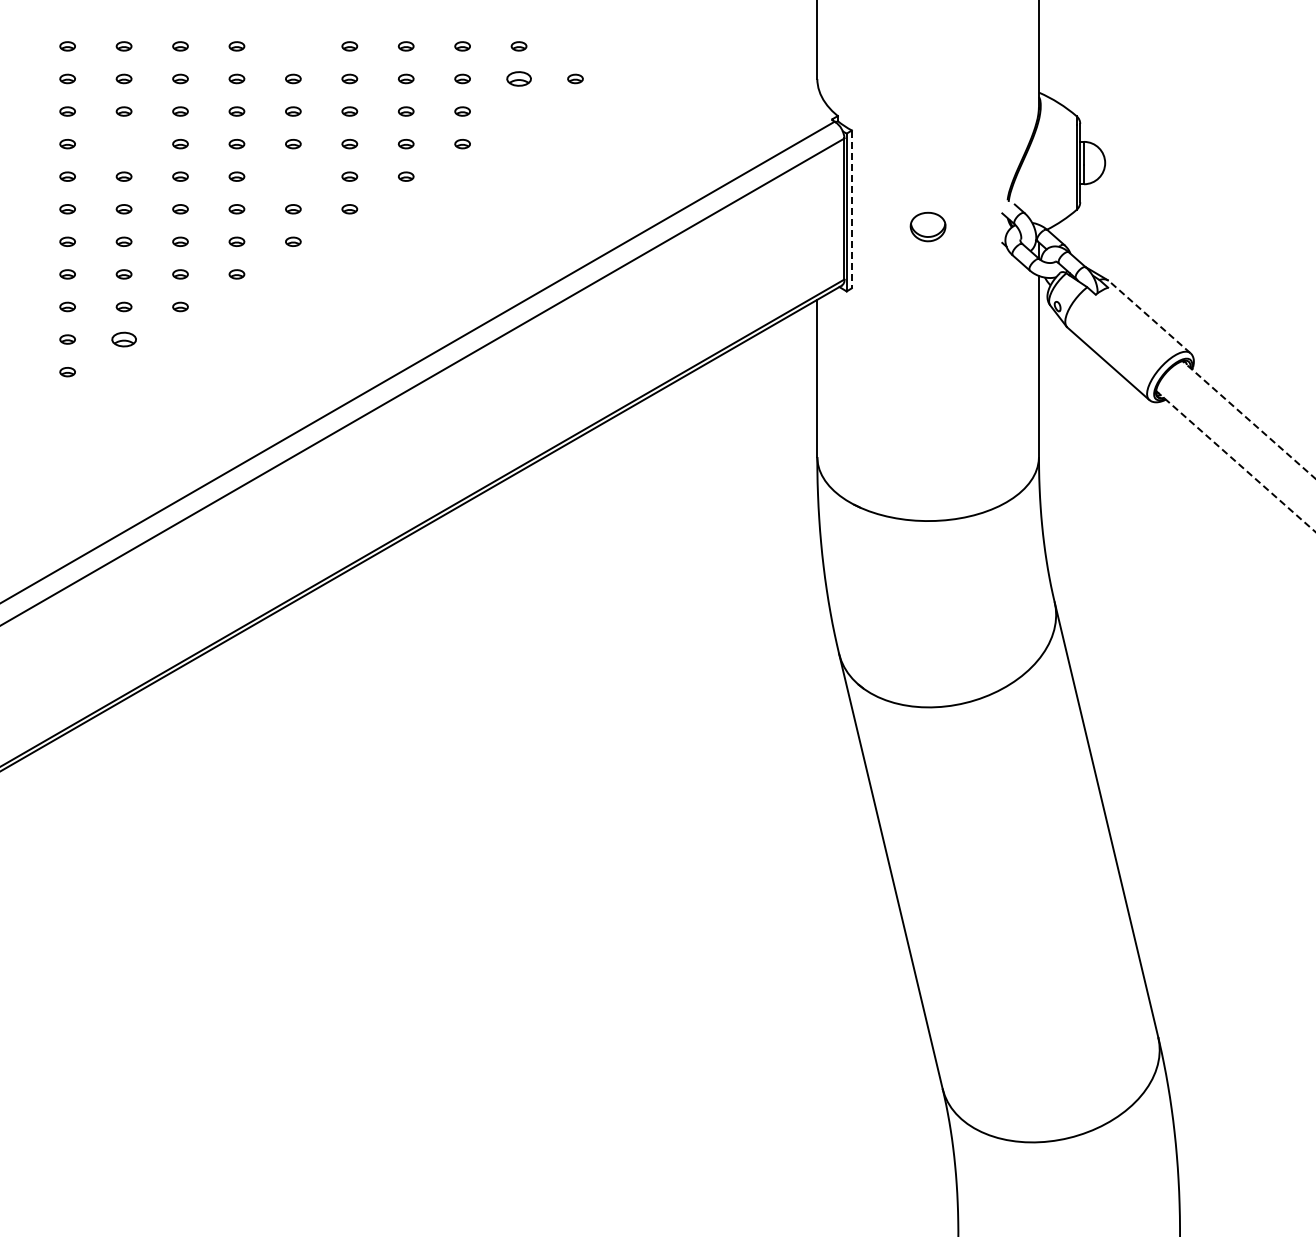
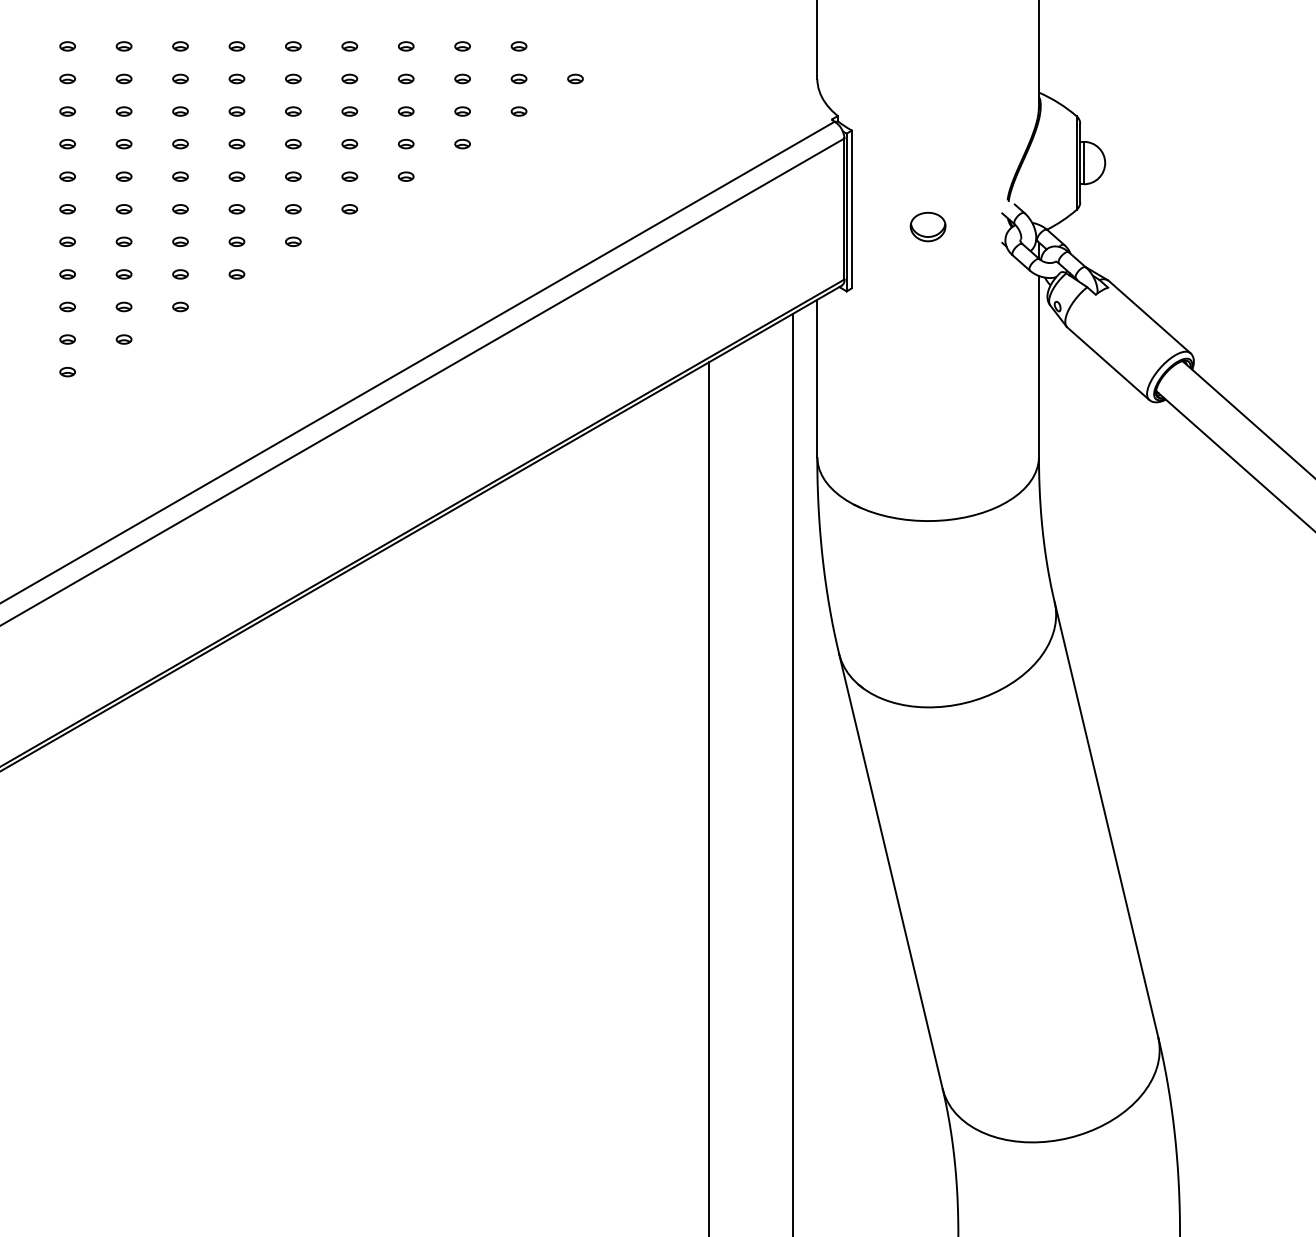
part: none -> present (293, 46)
part size: 26x16 px -> 18x12 px (518, 78)
part: none -> present (518, 111)
part: none -> present (123, 144)
part: none -> present (293, 176)
line: dashed -> solid (851, 209)
line: dashed -> solid (1149, 316)
part size: 26x17 px -> 18x11 px (123, 339)
line: dashed -> solid (1249, 420)
line: dashed -> solid (1236, 461)
line: none -> present (792, 773)
line: none -> present (708, 797)
